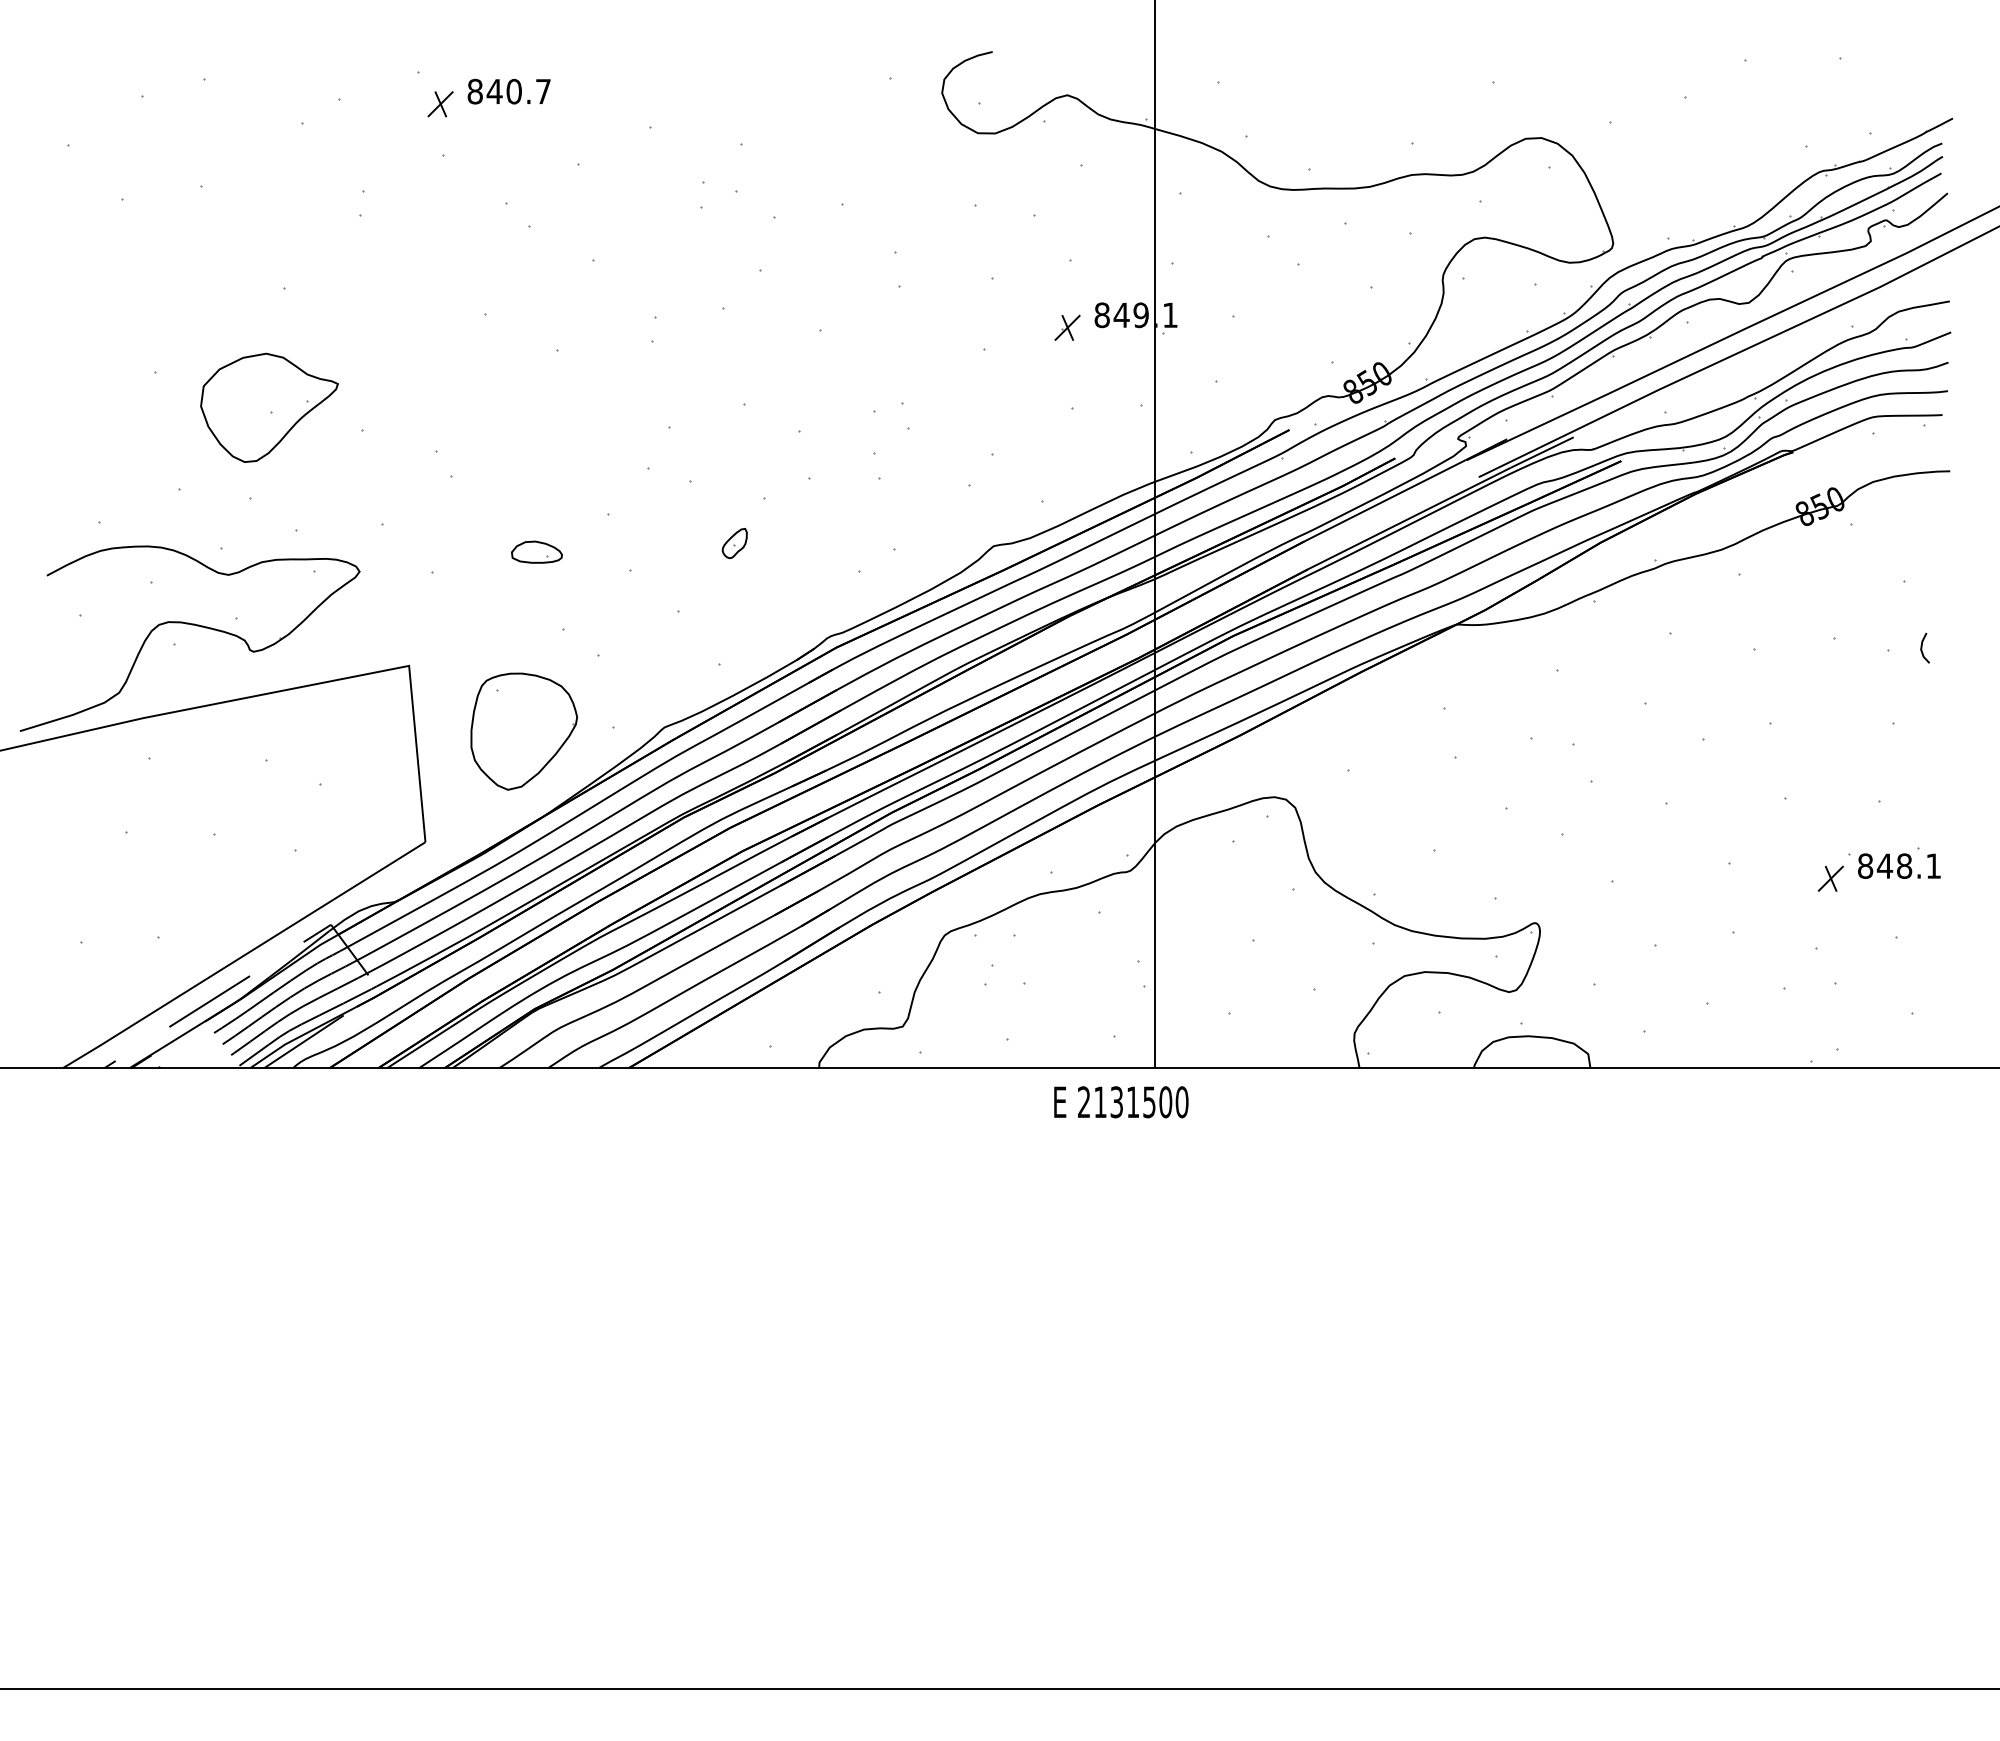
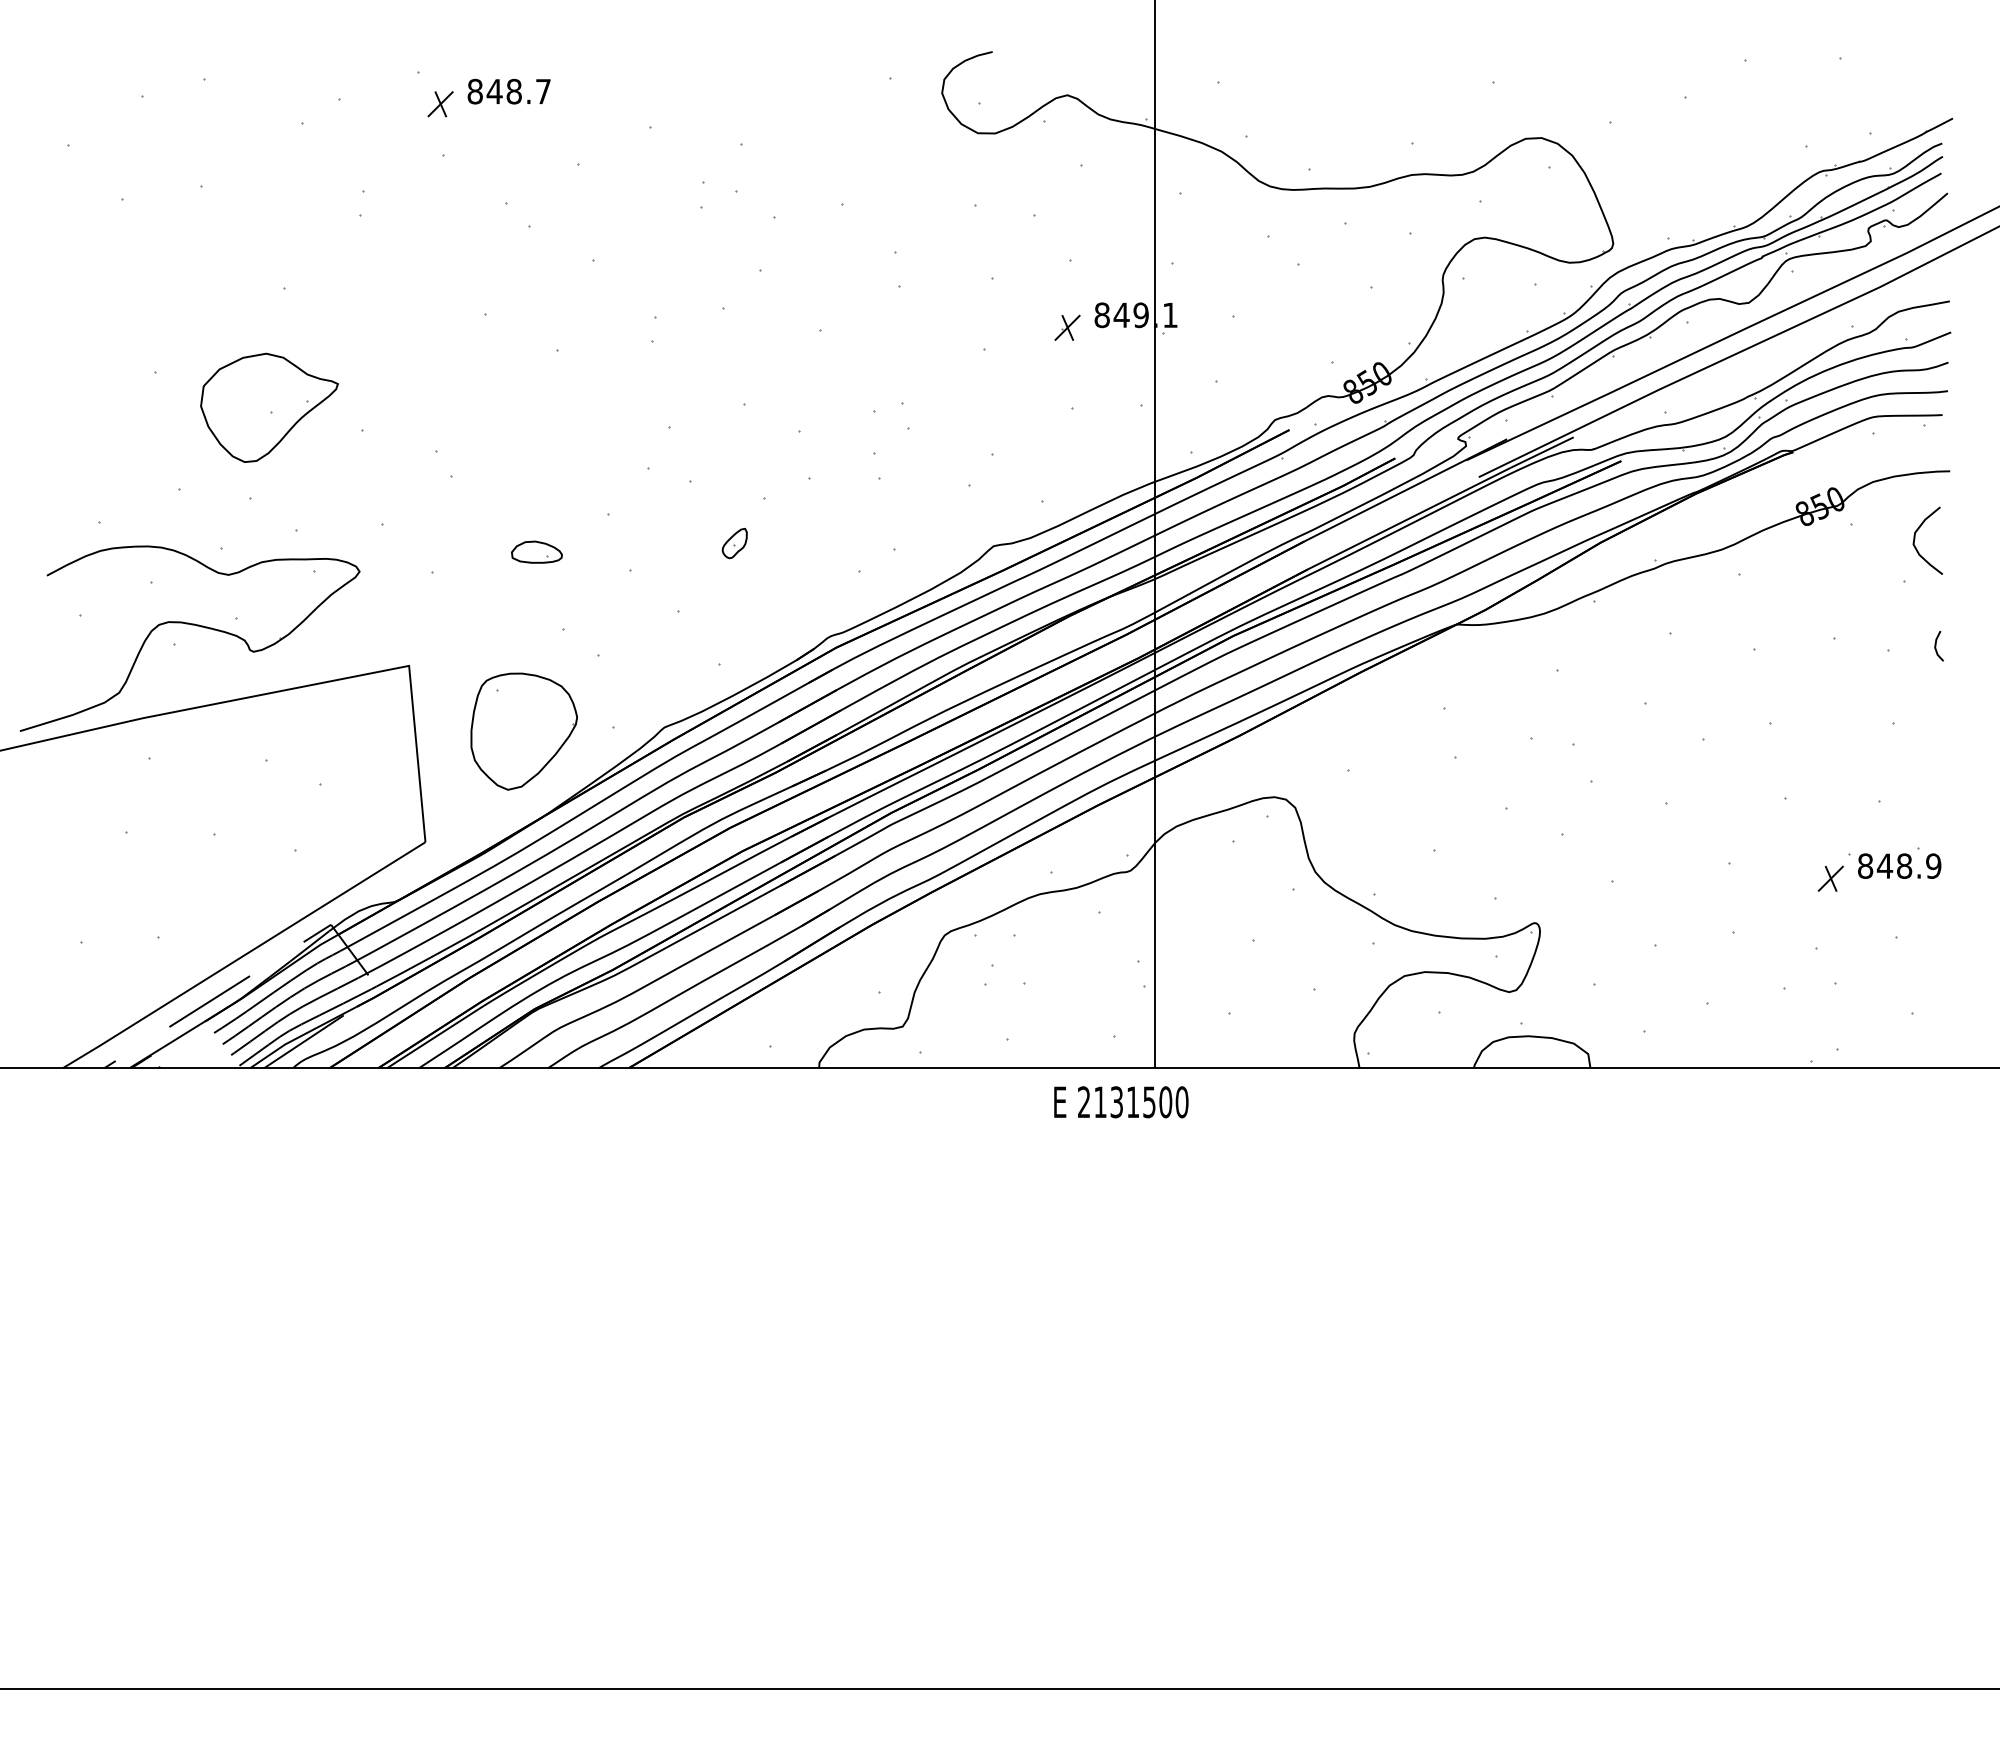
text: 840.7 -> 848.7 (513, 91)
curve: none -> present (1915, 539)
line position: (1922, 648) -> (1936, 646) (1936, 646)
text: 848.1 -> 848.9 (1933, 865)
